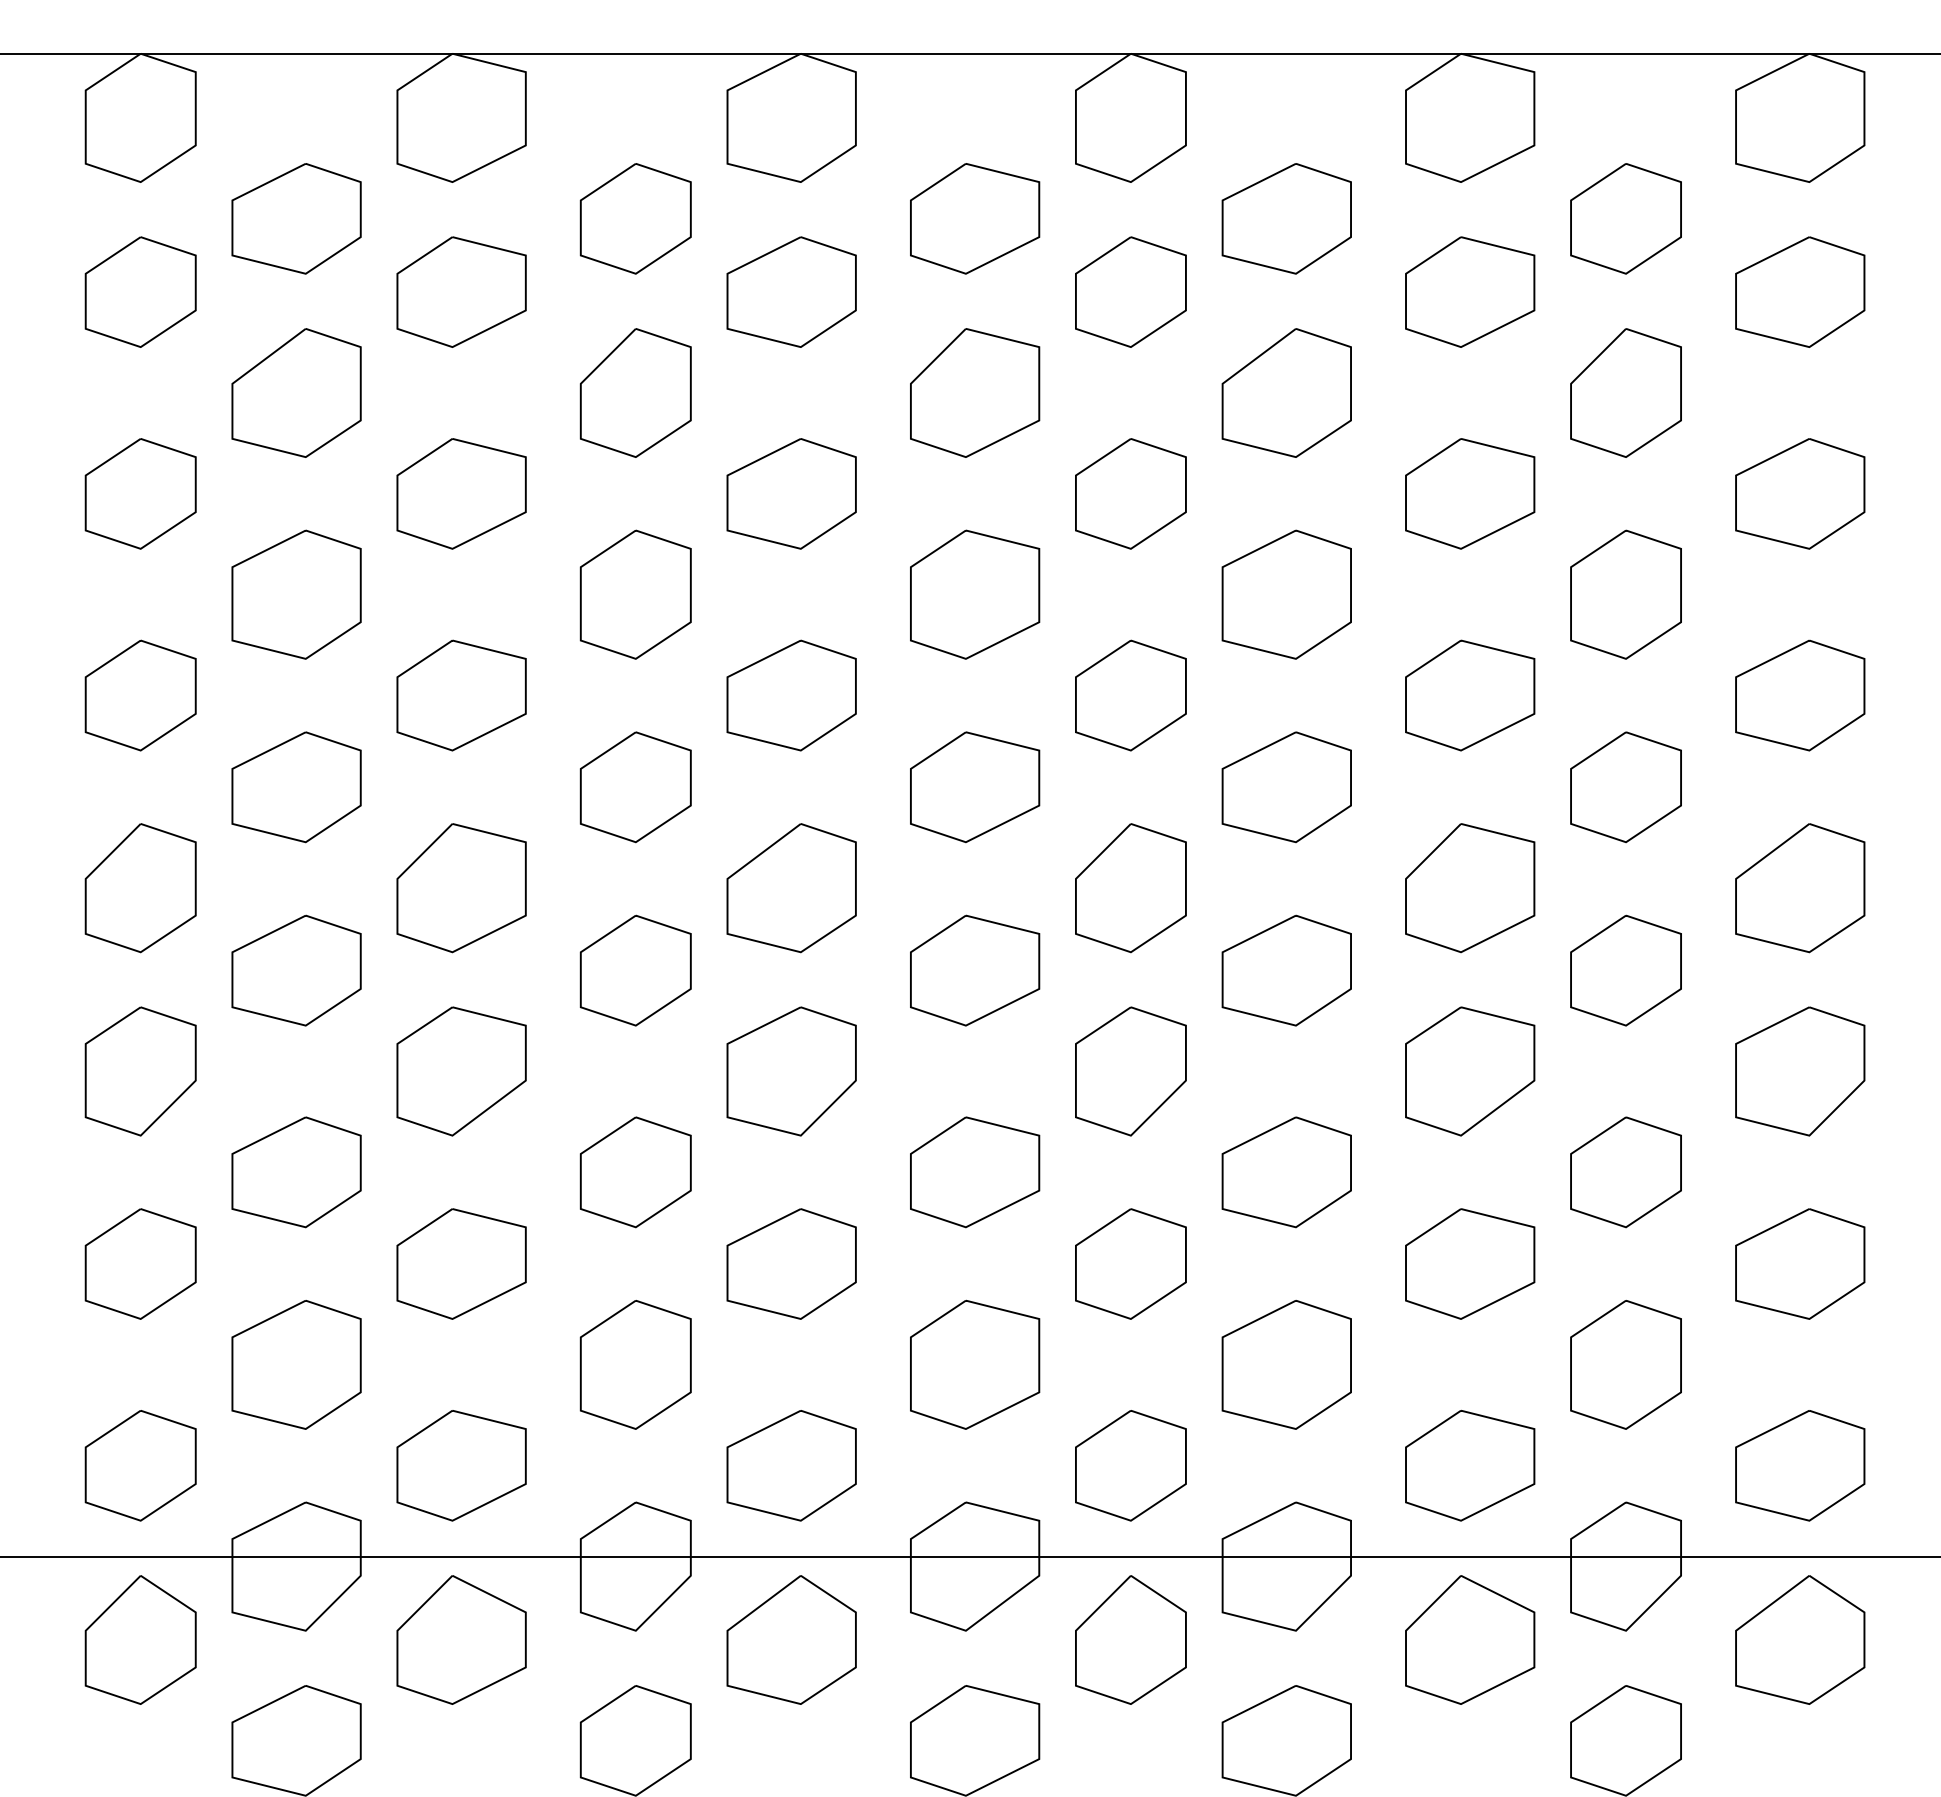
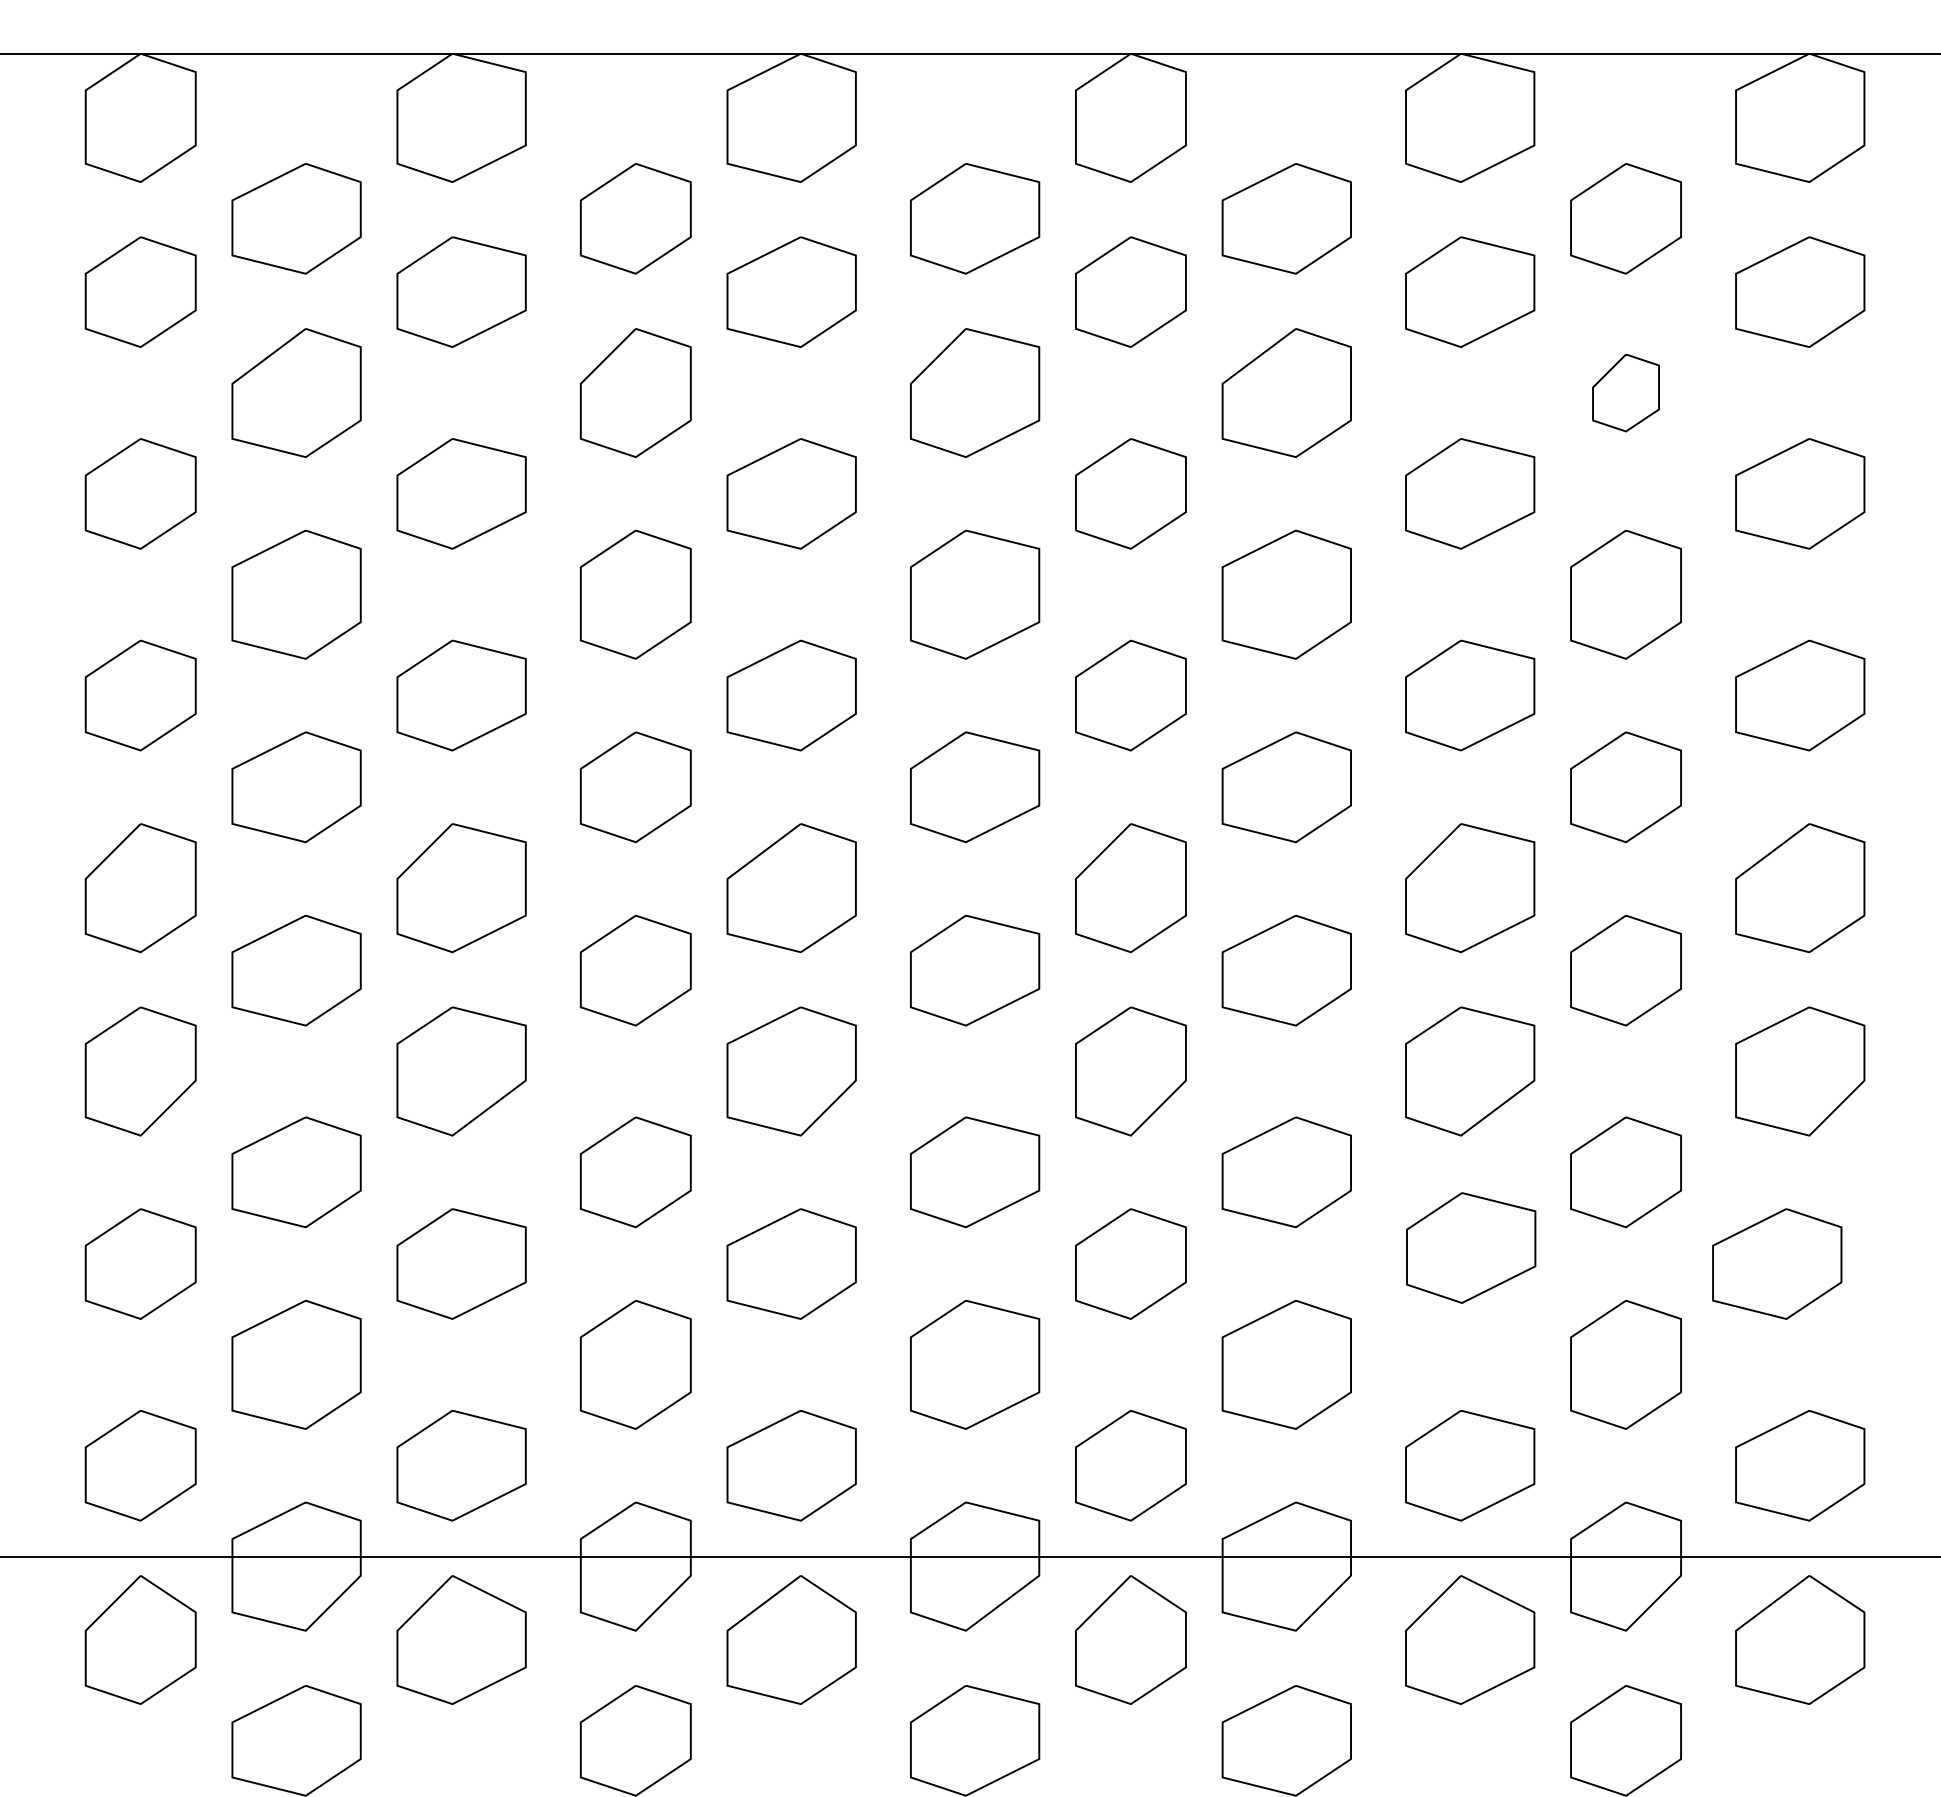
part size: 112x130 px -> 68x80 px (1625, 392)
part position: (1470, 1263) -> (1471, 1247) (1471, 1247)
part position: (1800, 1263) -> (1777, 1263) (1777, 1263)
